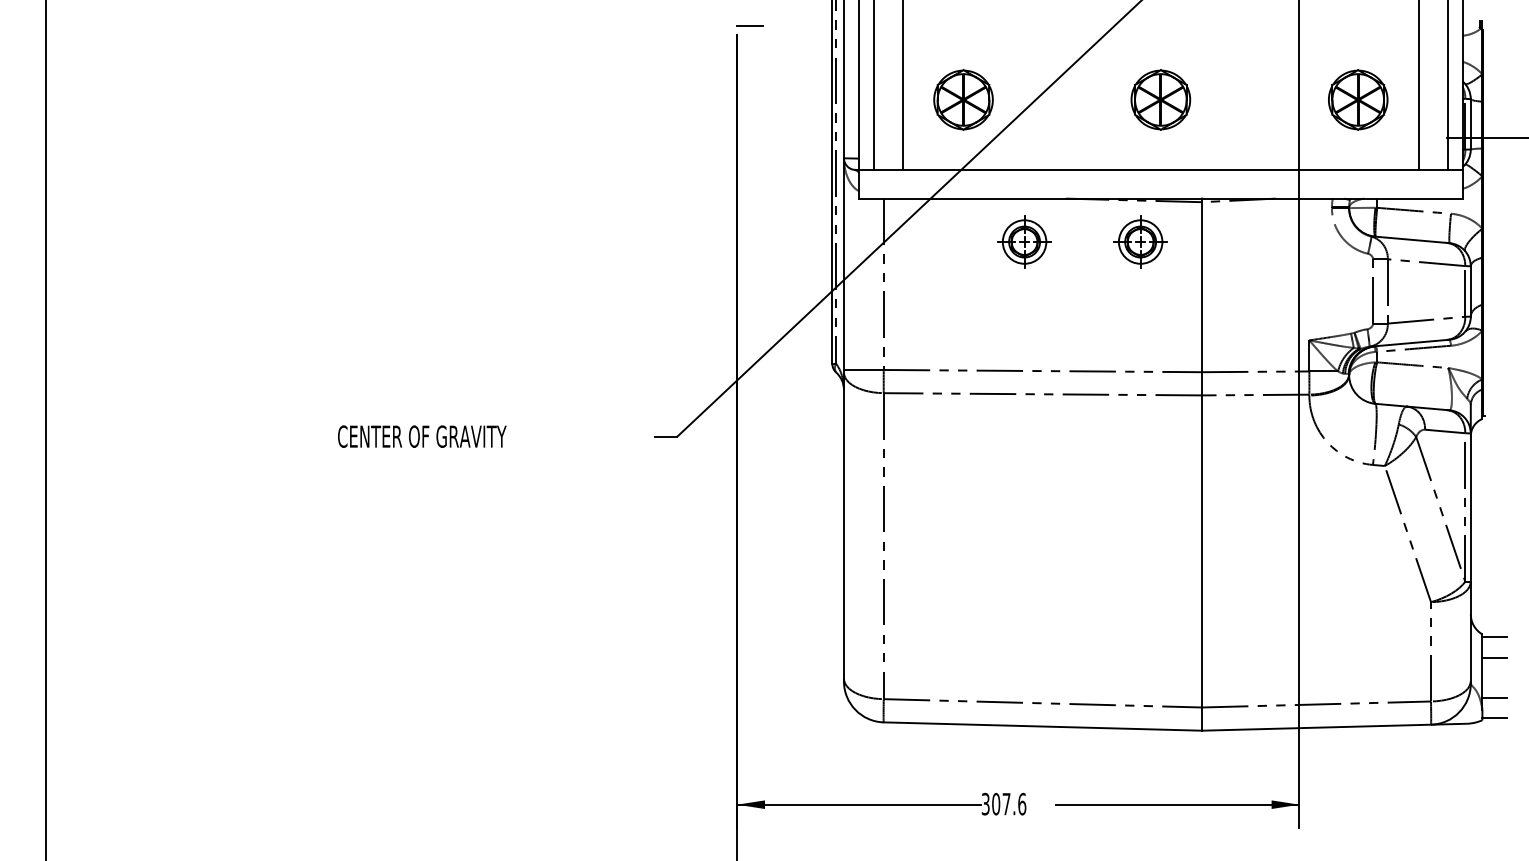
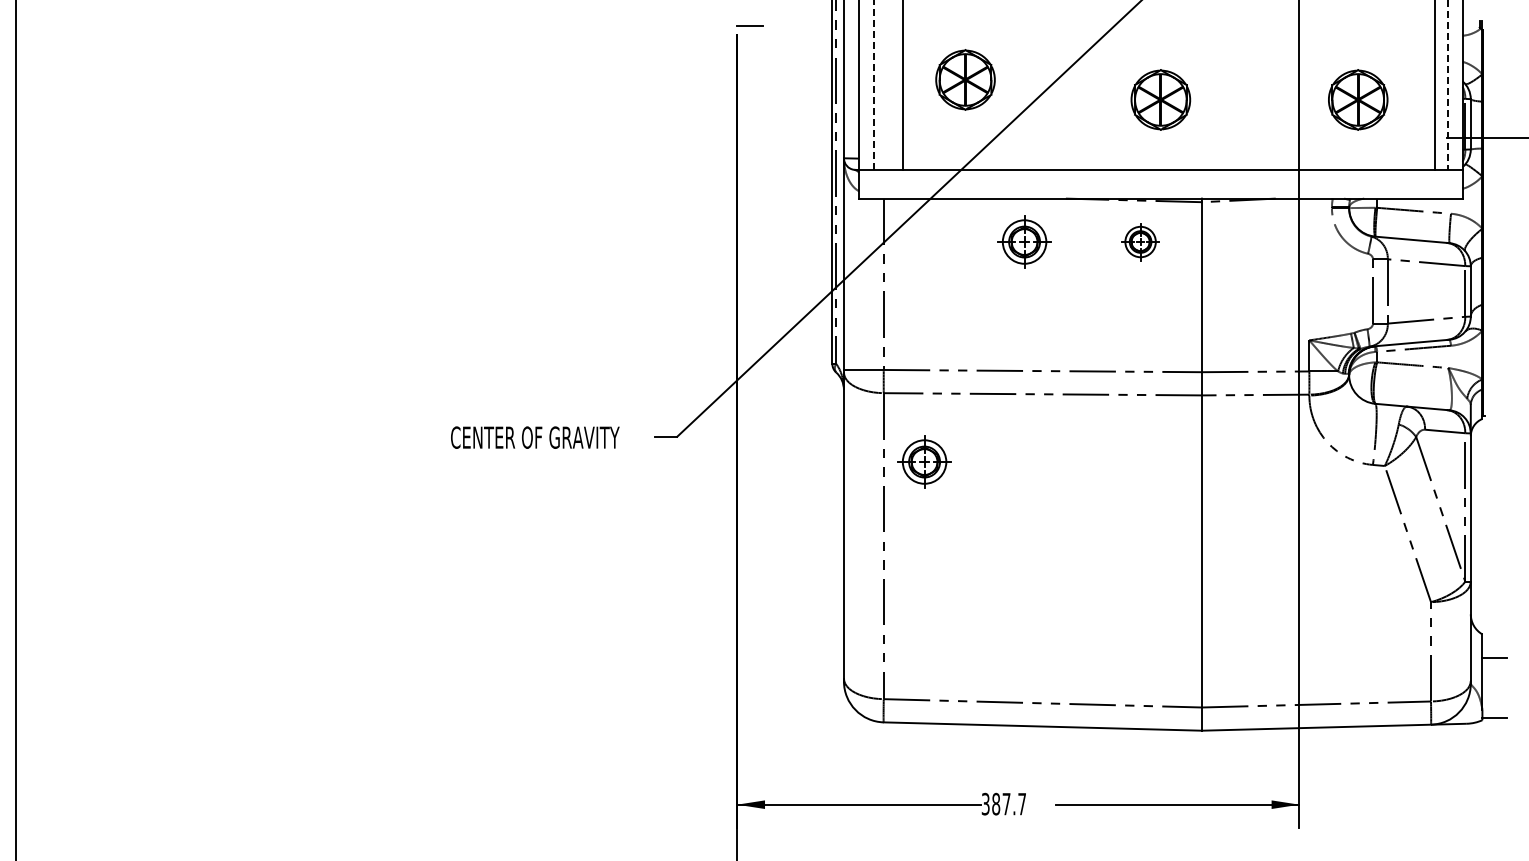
line: solid -> dashed (873, 84)
line position: (1419, 85) -> (1435, 85) (1435, 85)
line: solid -> dashed (1448, 85)
part position: (963, 99) -> (965, 79) (965, 79)
part size: 55x54 px -> 39x39 px (1140, 242)
line position: (45, 429) -> (15, 429) (15, 429)
text position: (422, 436) -> (535, 437) (535, 437)
part: none -> present (924, 461)
line: present -> none (1494, 637)
line: present -> none (1494, 698)
text: 307.6 -> 387.7 (1009, 803)
